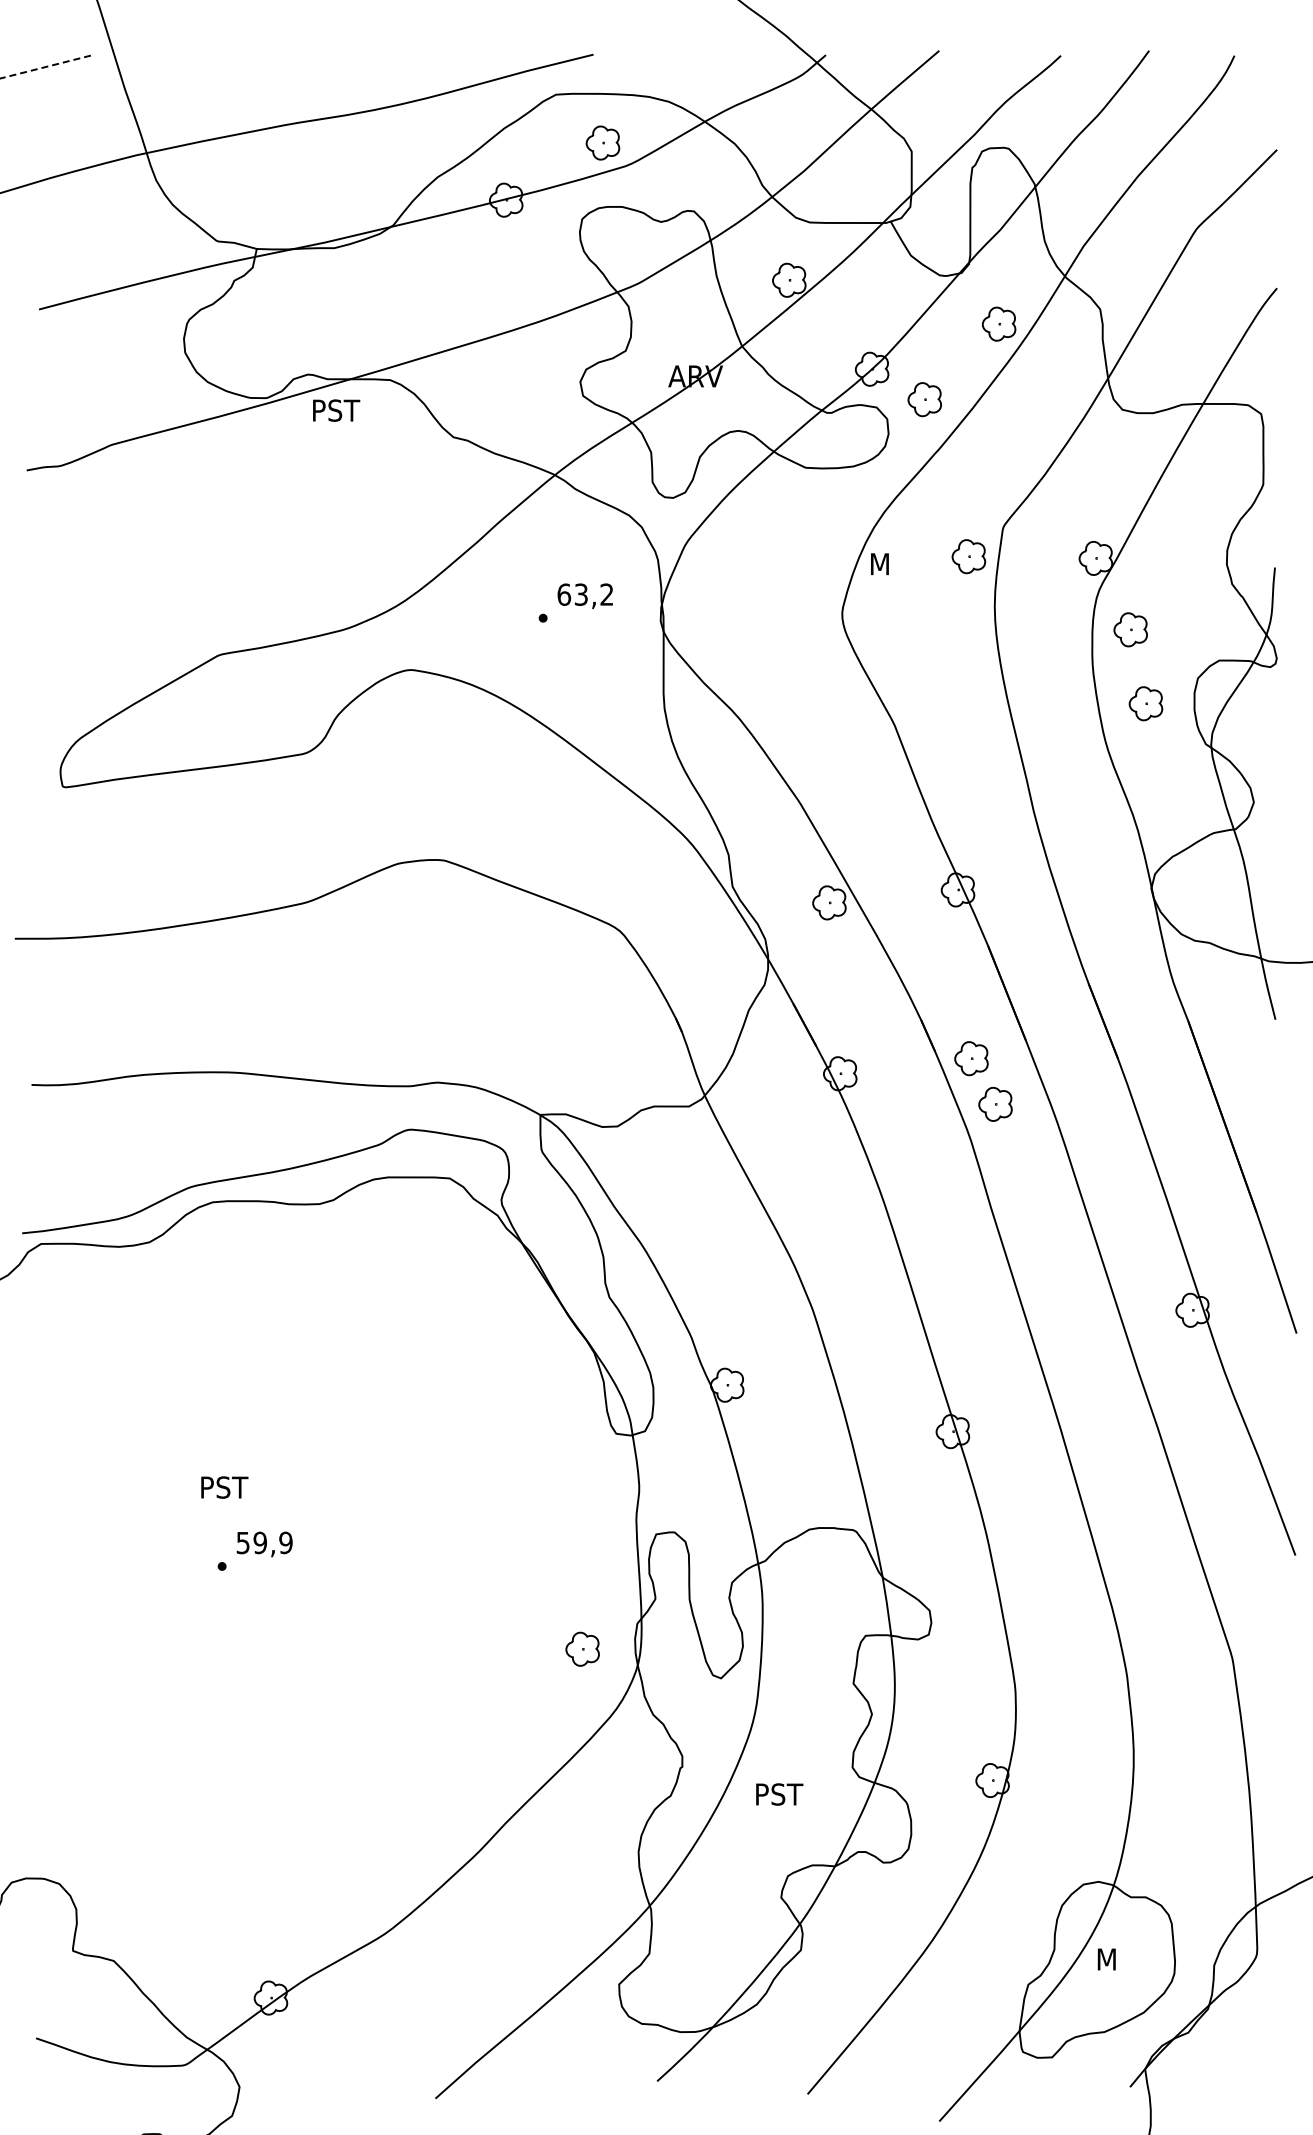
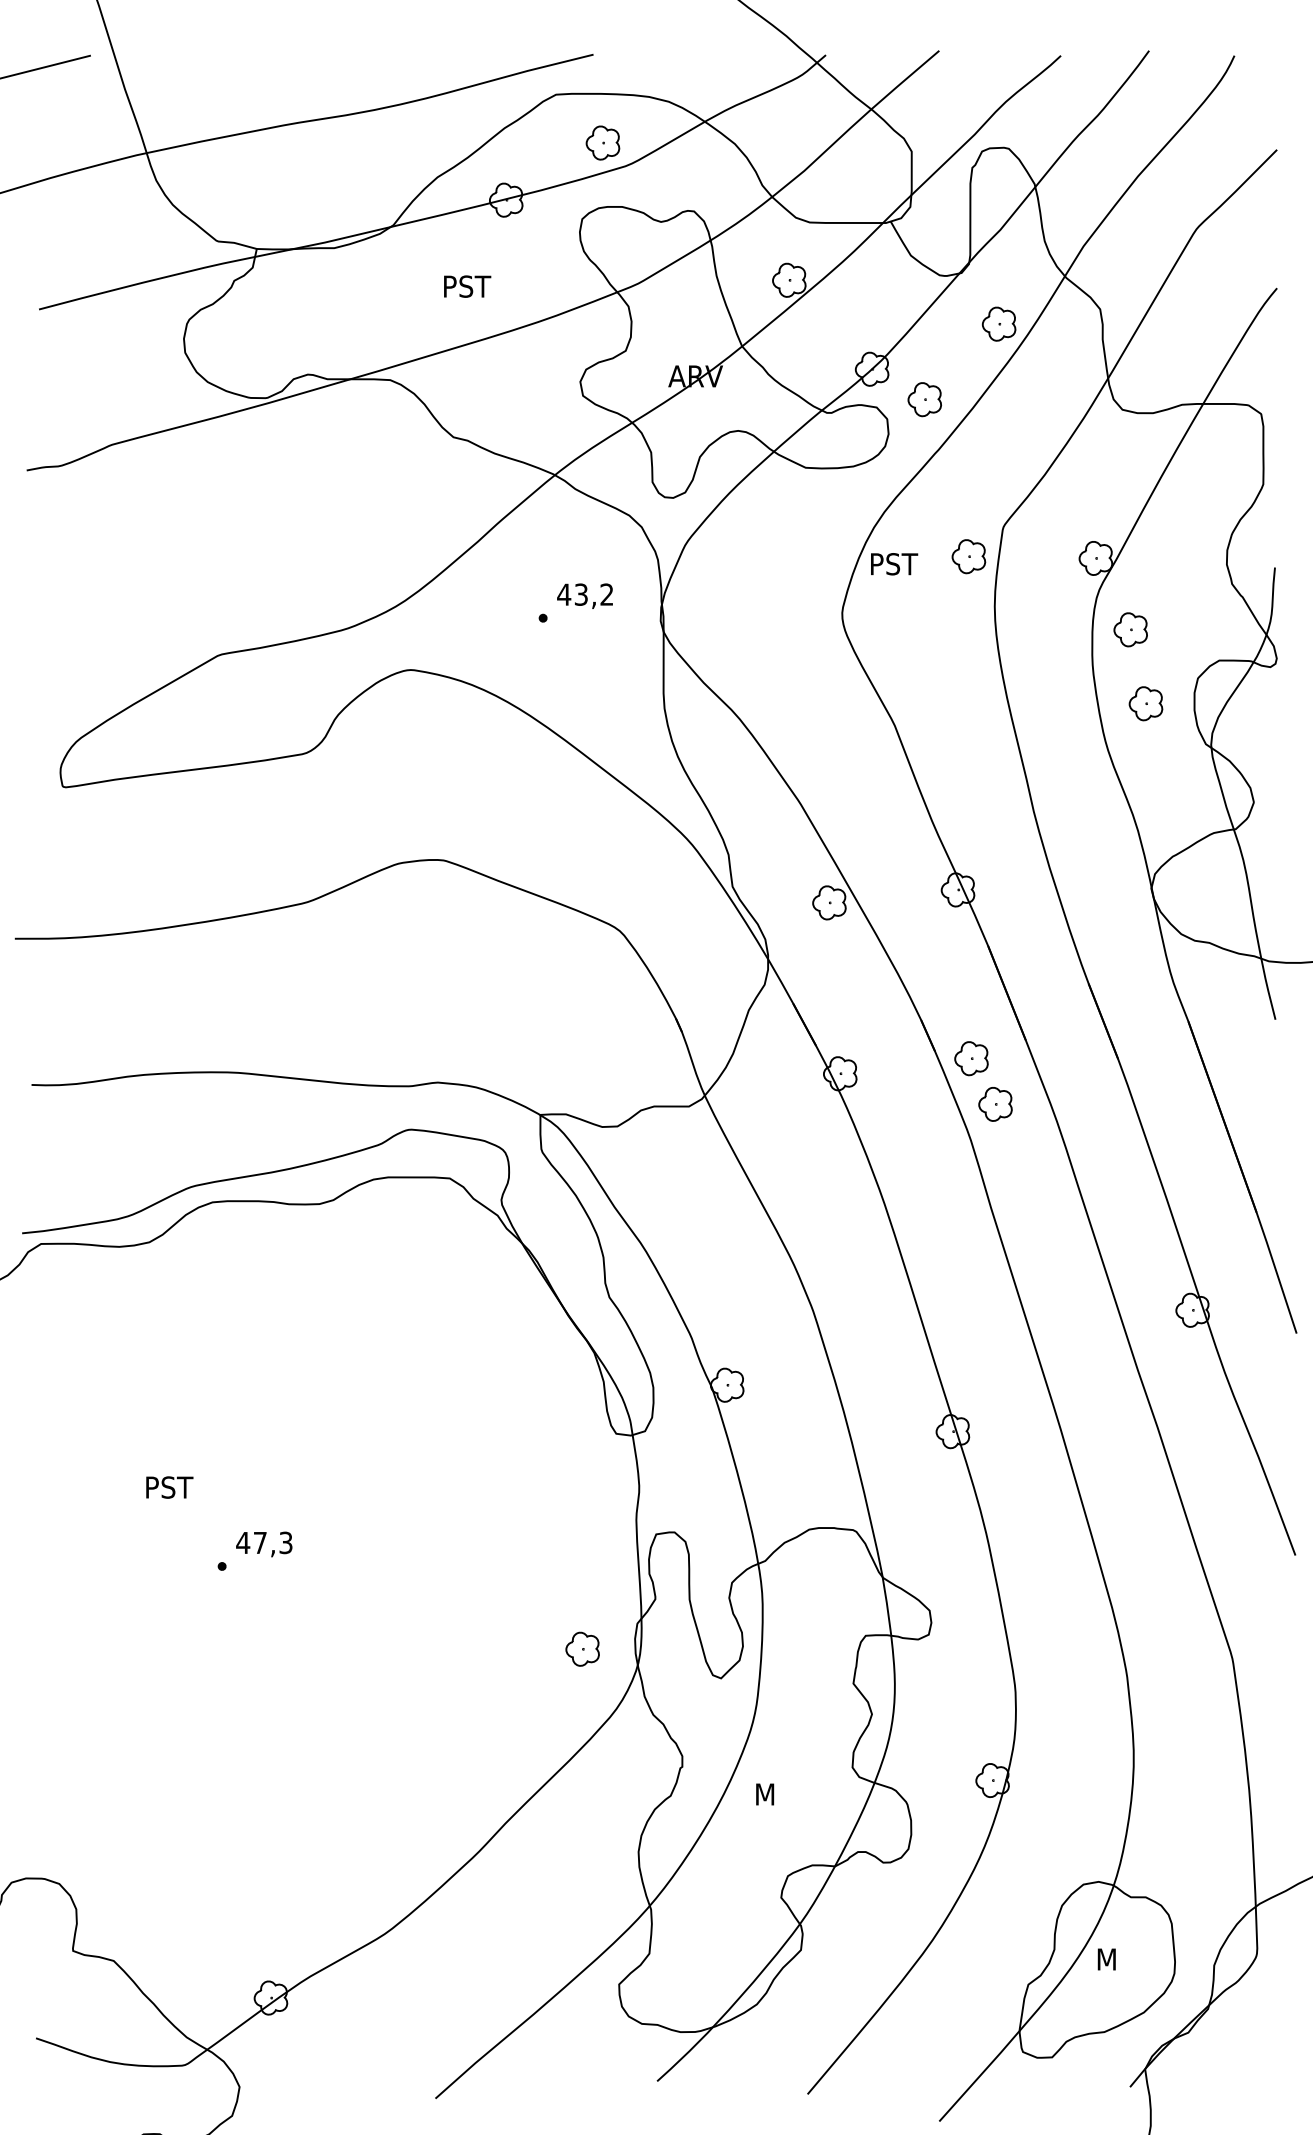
line: dashed -> solid (45, 67)
text position: (336, 410) -> (467, 286) (467, 286)
text: M -> PST (895, 564)
text: 63,2 -> 43,2 (564, 594)
text position: (224, 1487) -> (169, 1487) (169, 1487)
text: 59,9 -> 47,3 (264, 1542)
text: PST -> M (780, 1794)
